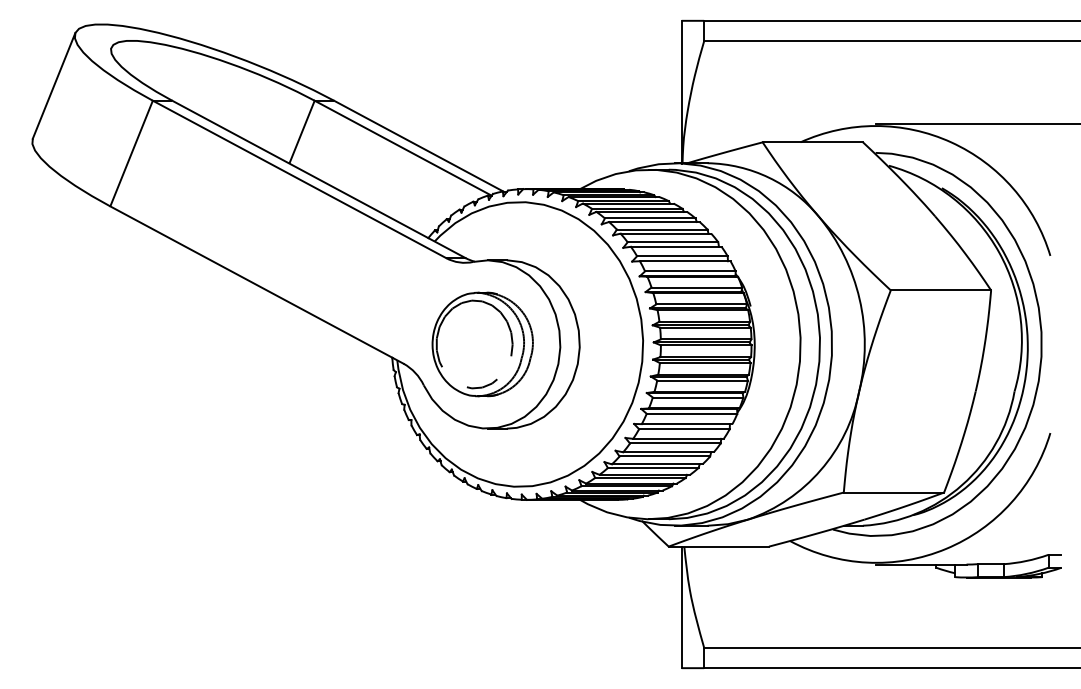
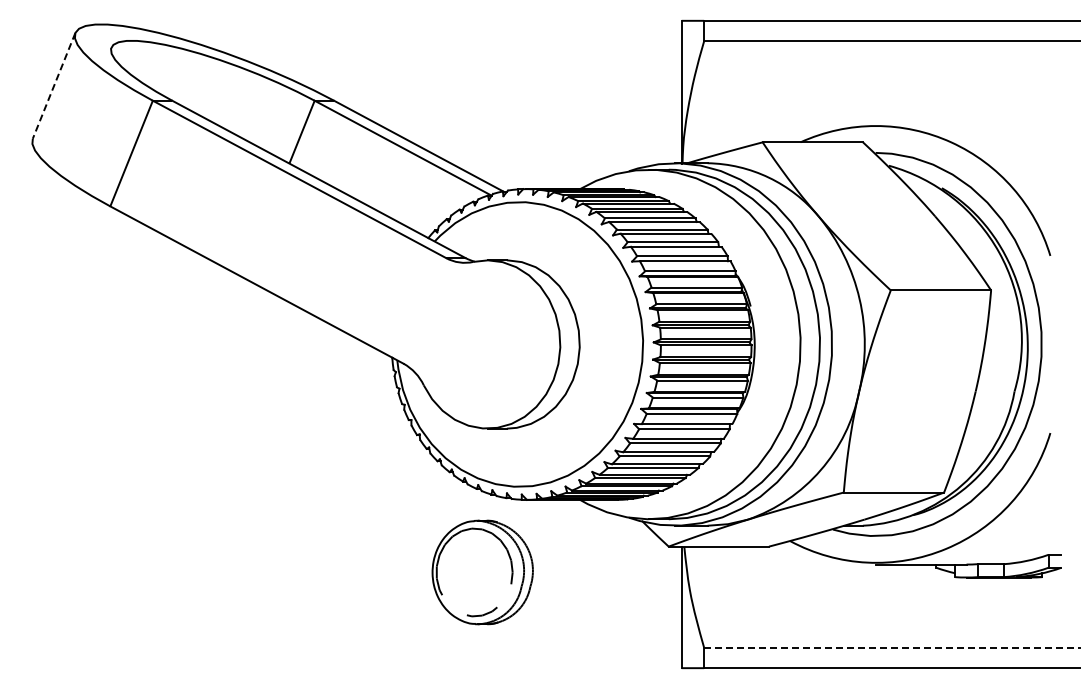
line: solid -> dashed (54, 85)
line: present -> none (976, 124)
part position: (482, 344) -> (482, 572) (482, 572)
line: solid -> dashed (892, 647)
